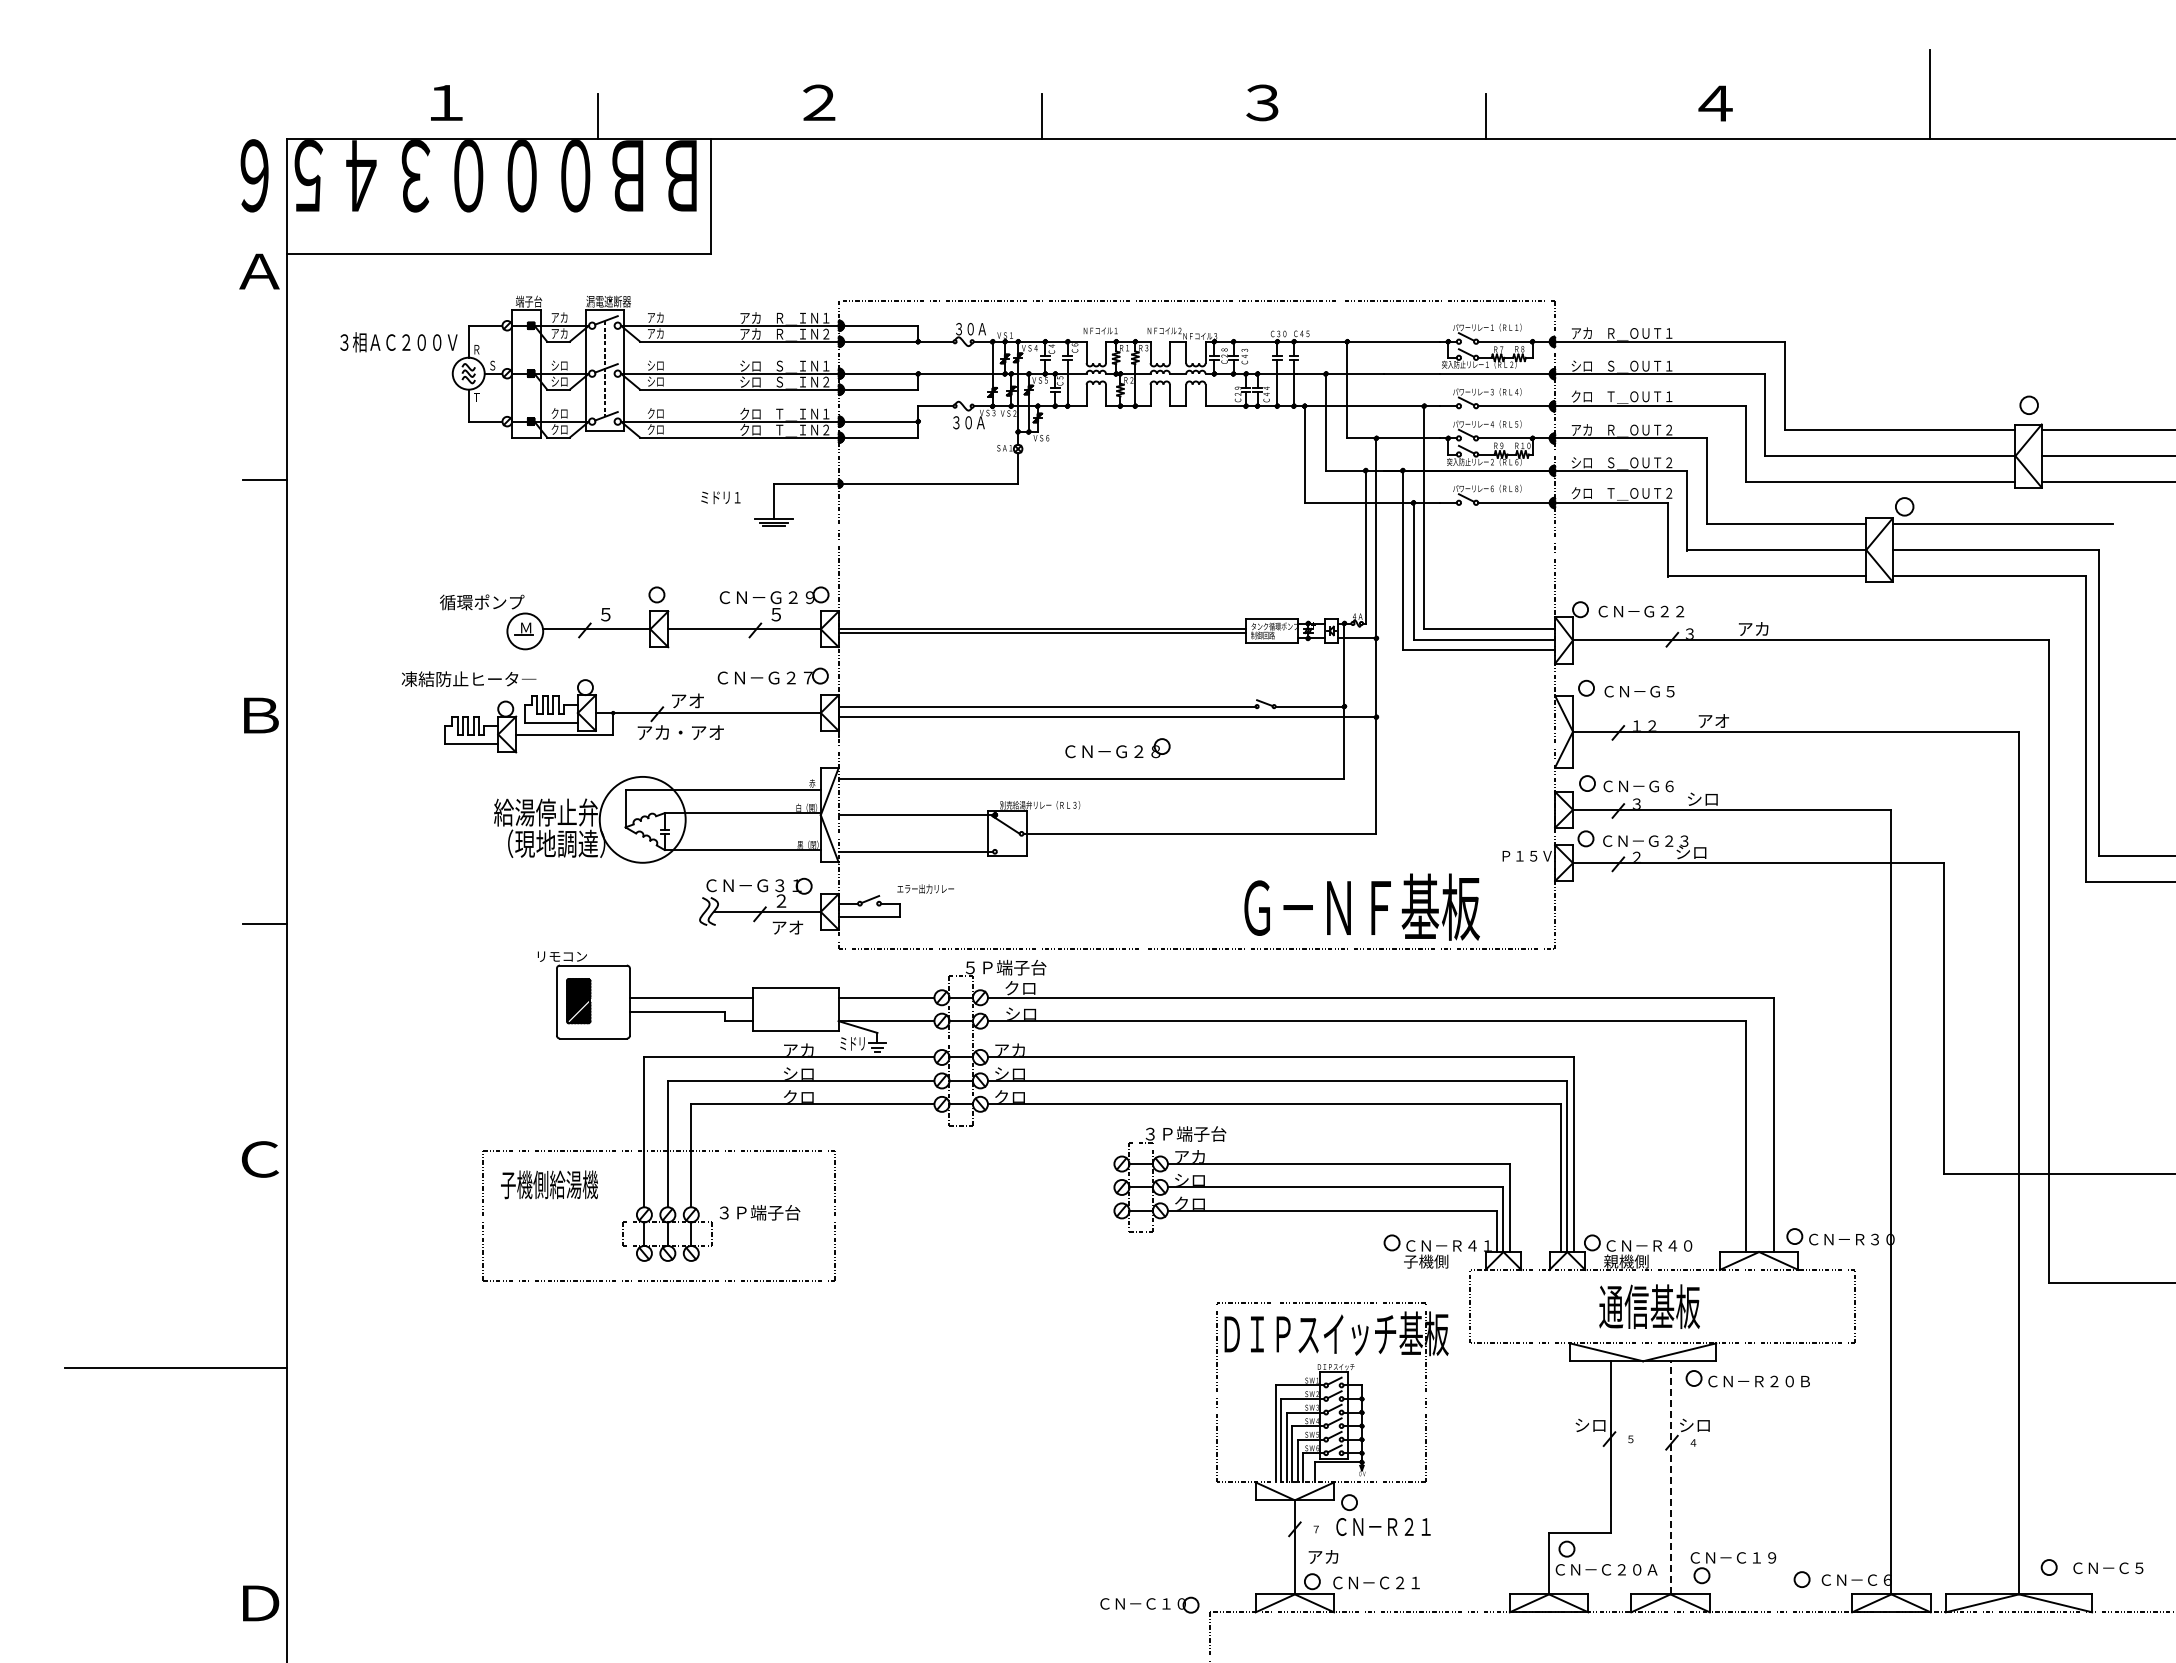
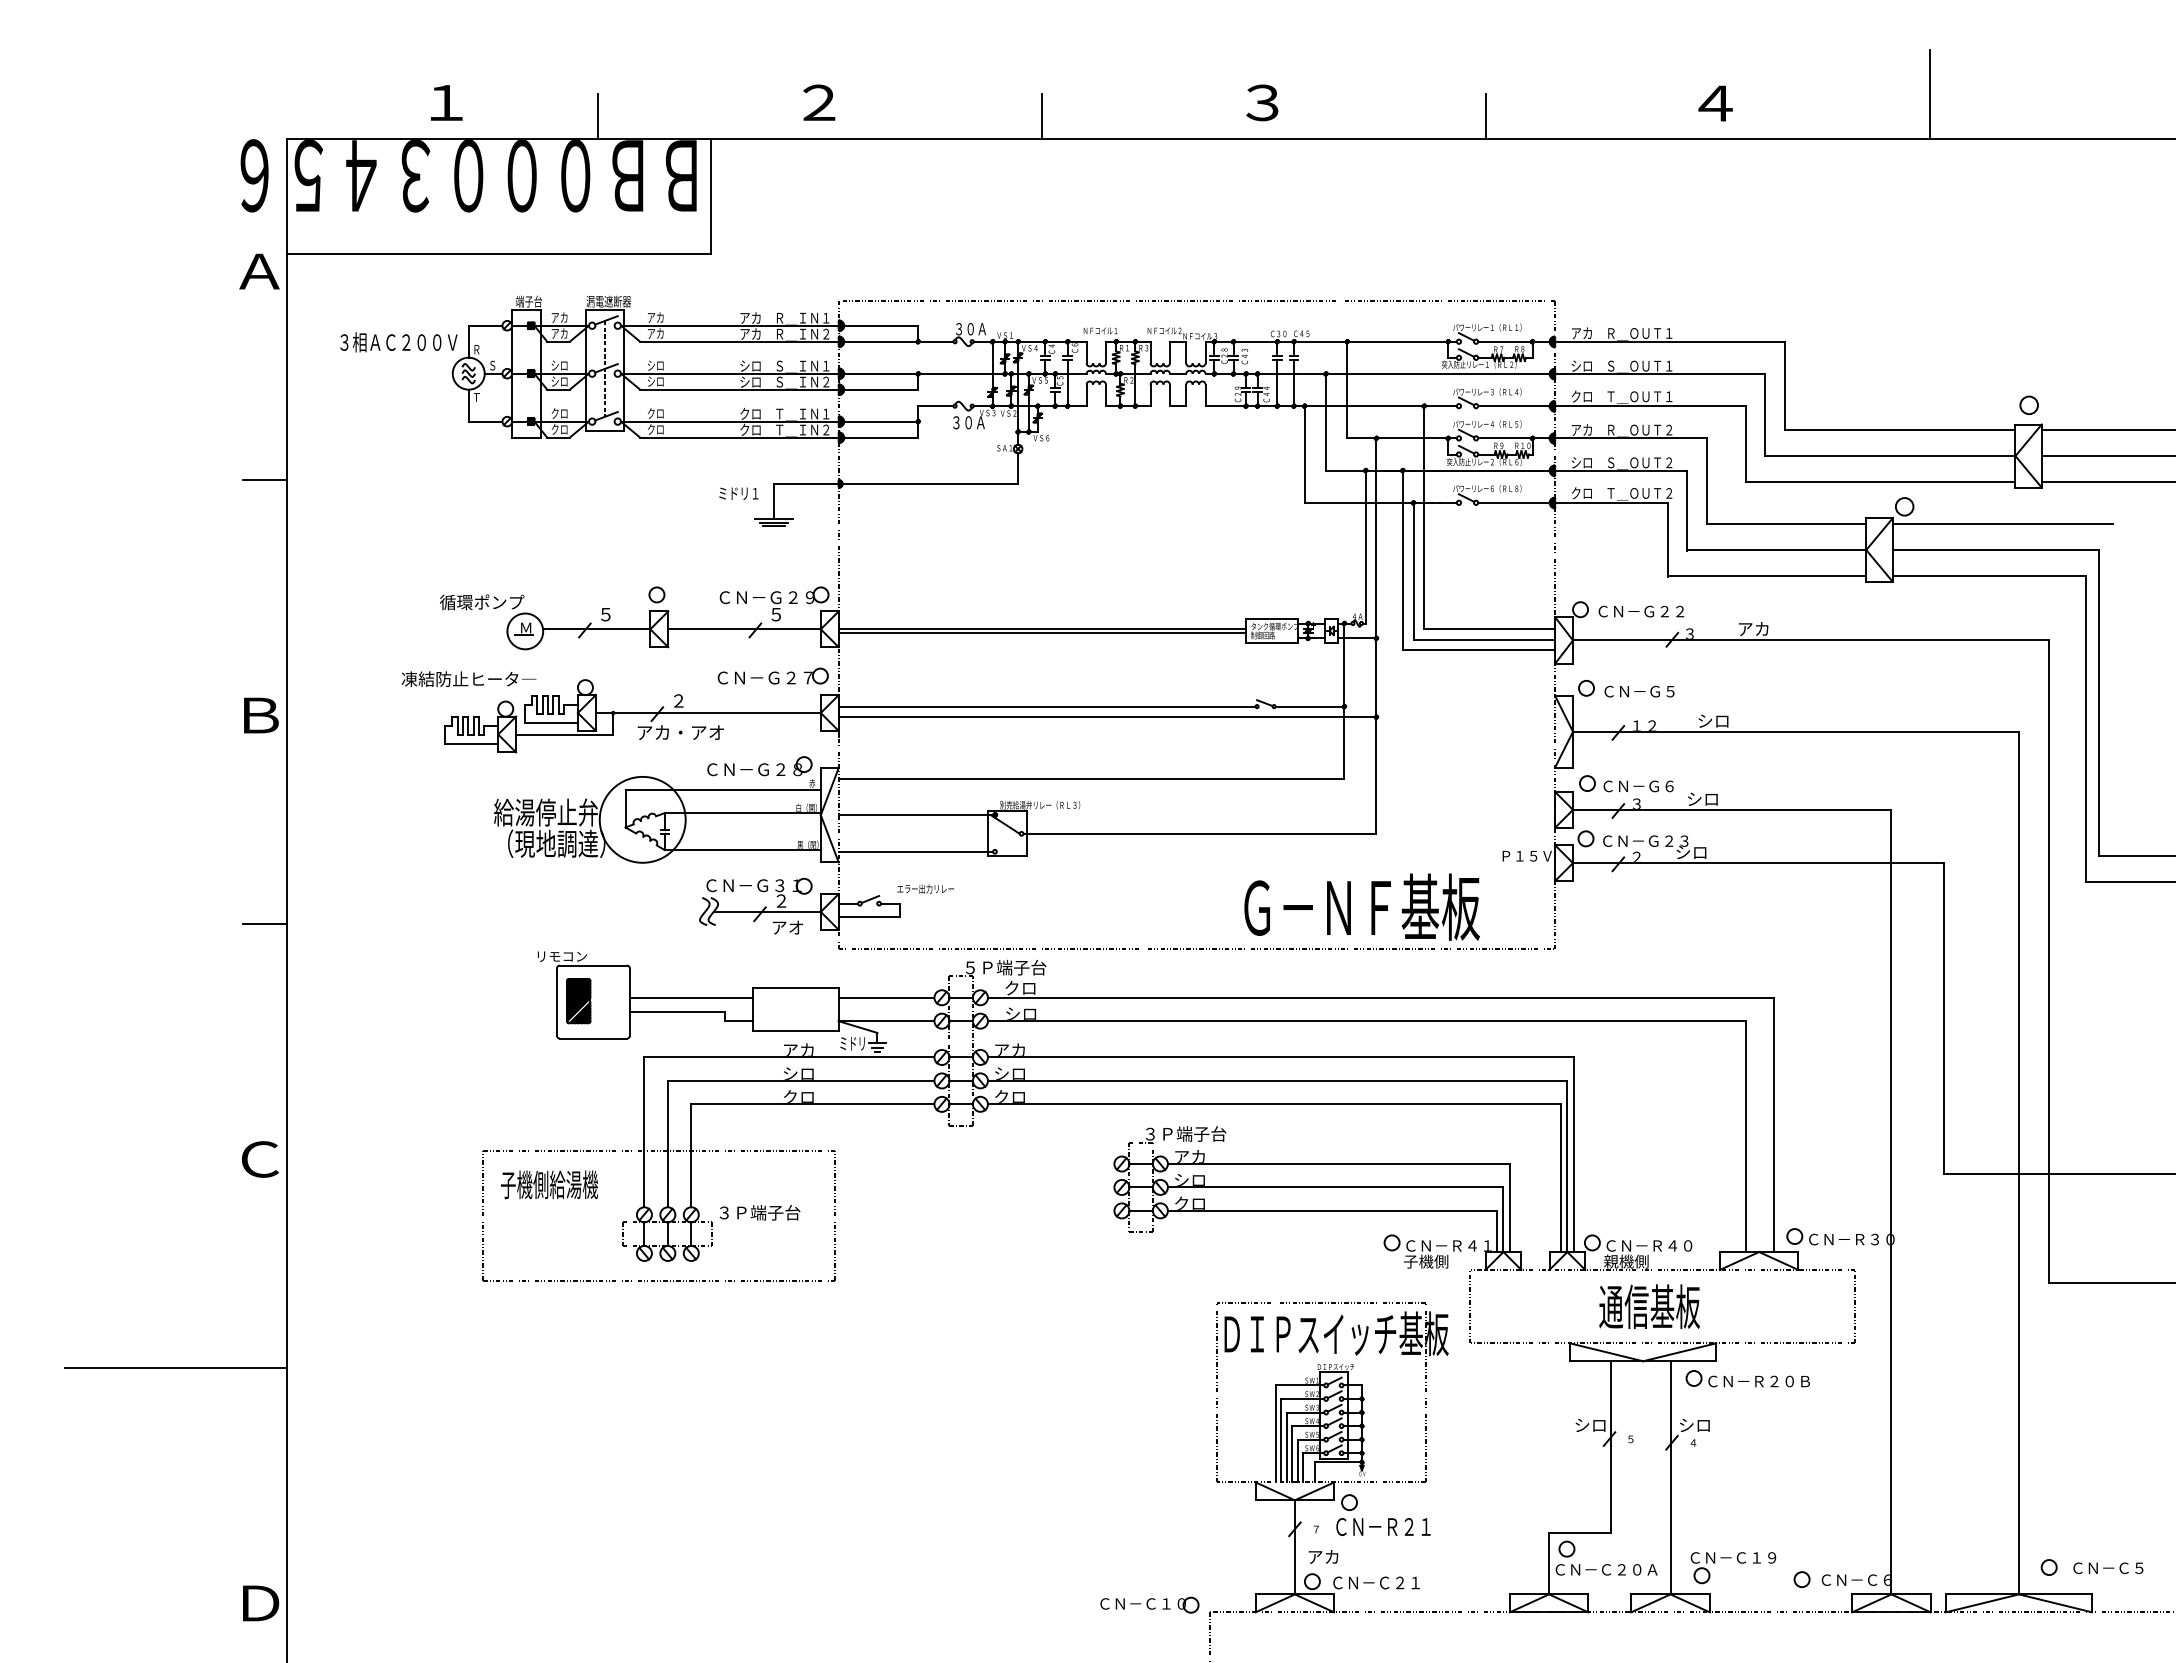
text position: (720, 497) -> (738, 493) (738, 493)
text: アオ -> ２ (687, 700)
text: アオ -> シロ (1713, 720)
part position: (1117, 748) -> (759, 766) (759, 766)
line: dashed -> solid (1670, 1477)
